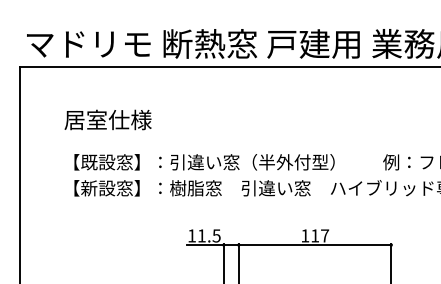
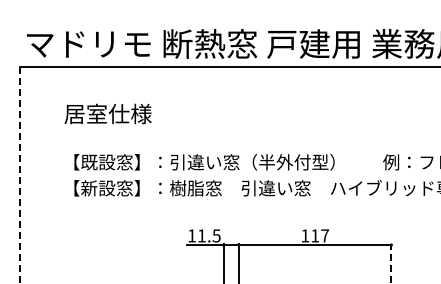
text position: (107, 119) -> (107, 113) (107, 113)
line: solid -> dashed (19, 175)
line: solid -> dashed (391, 263)
